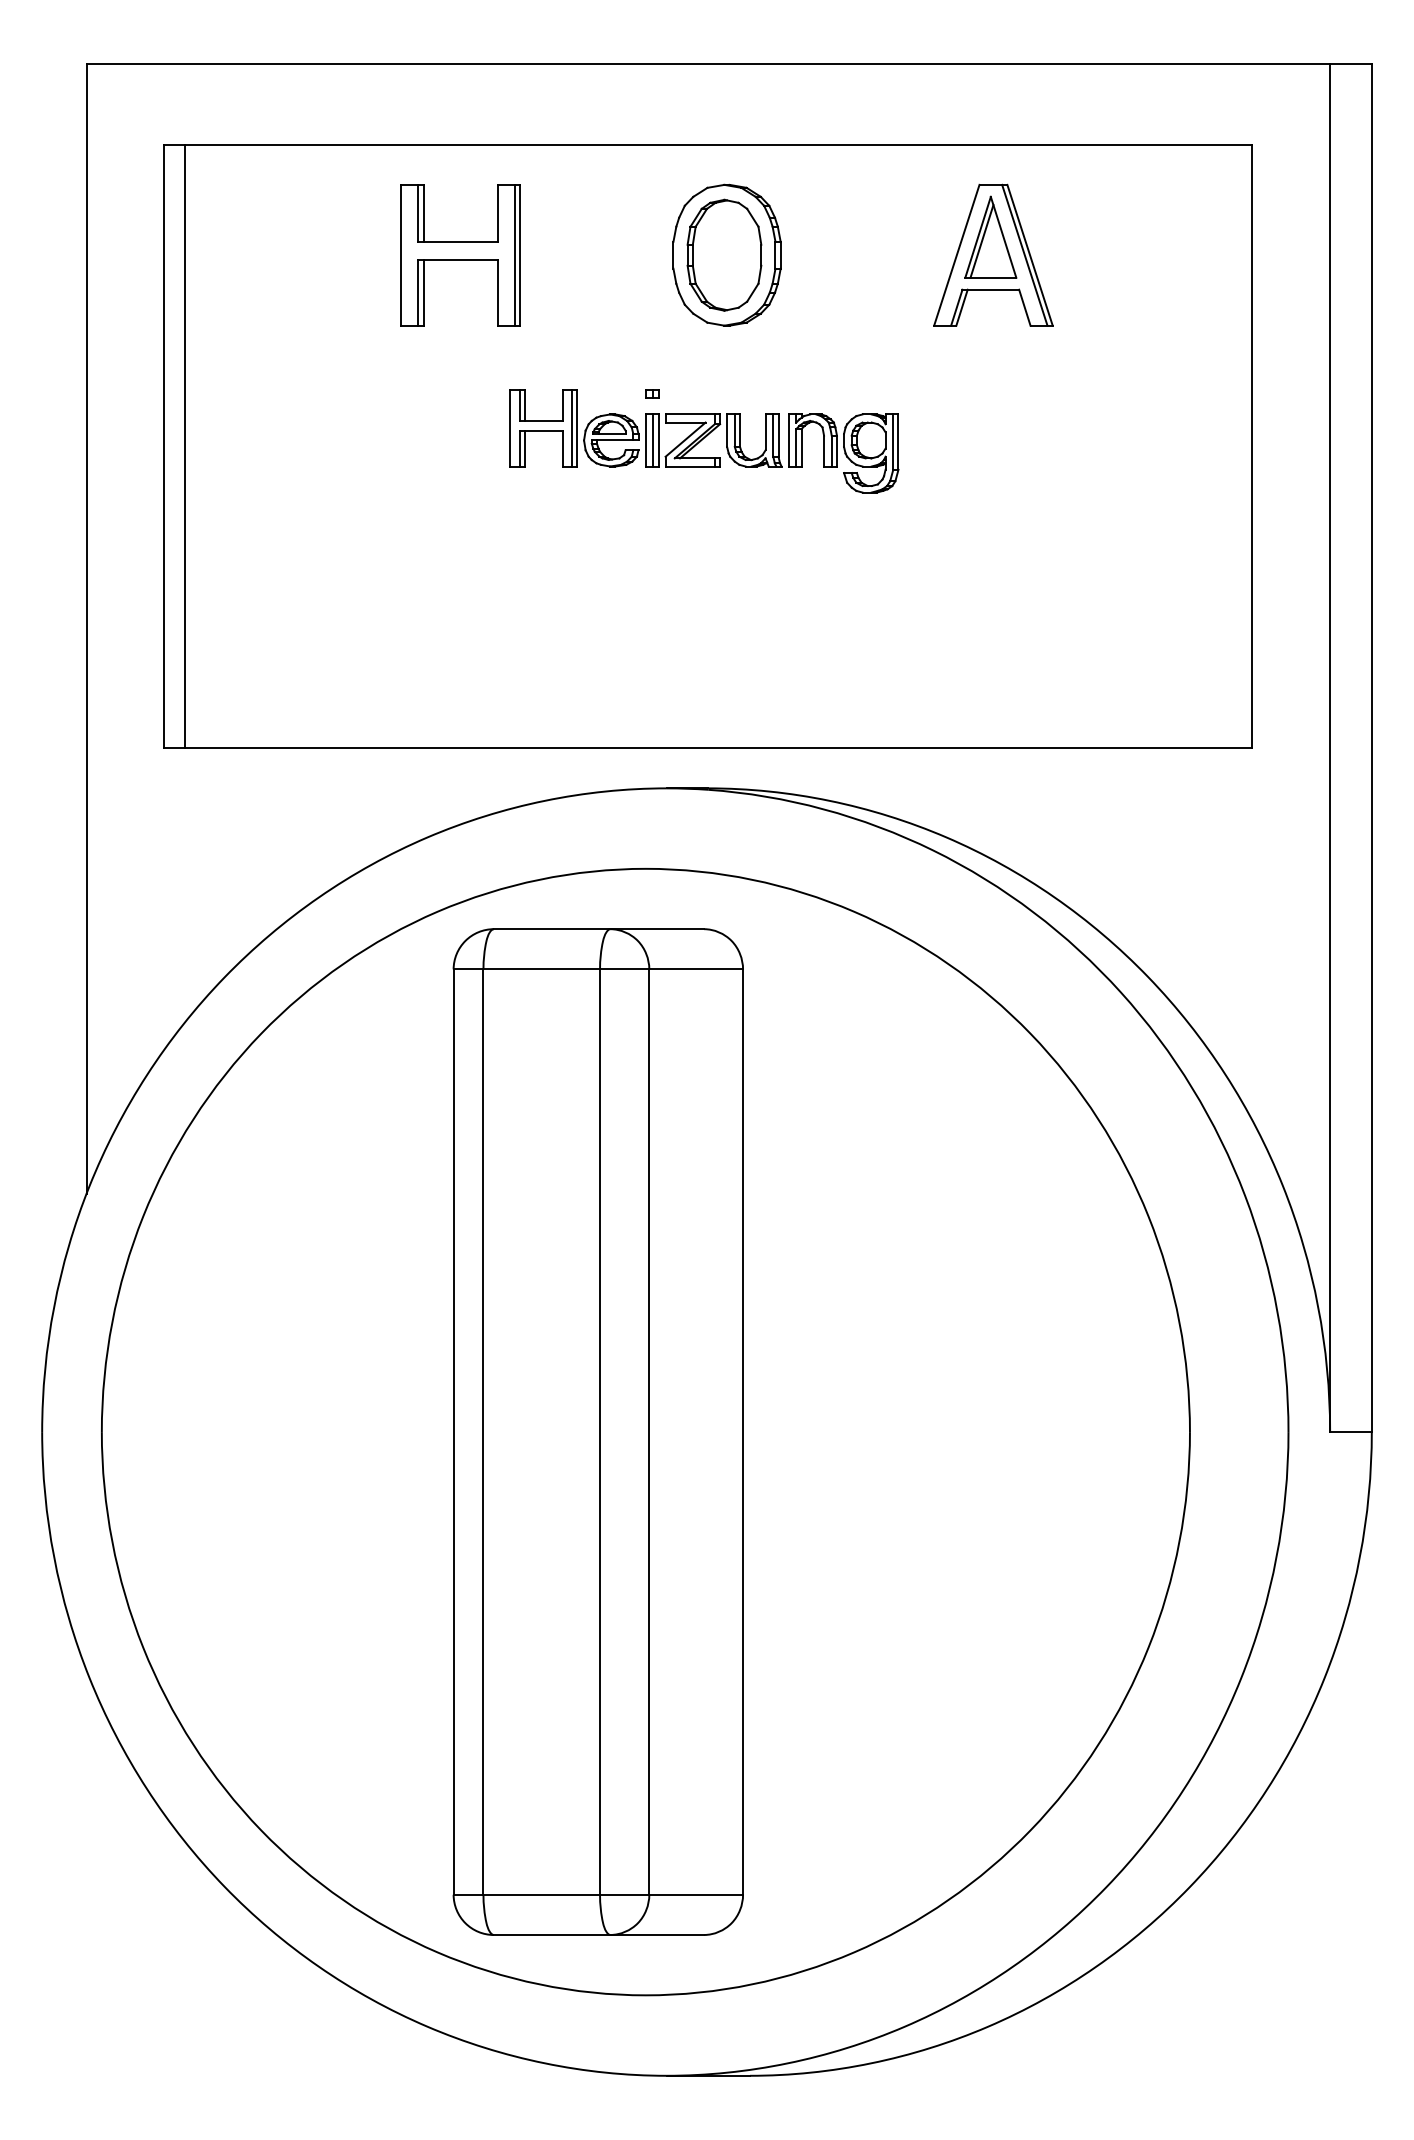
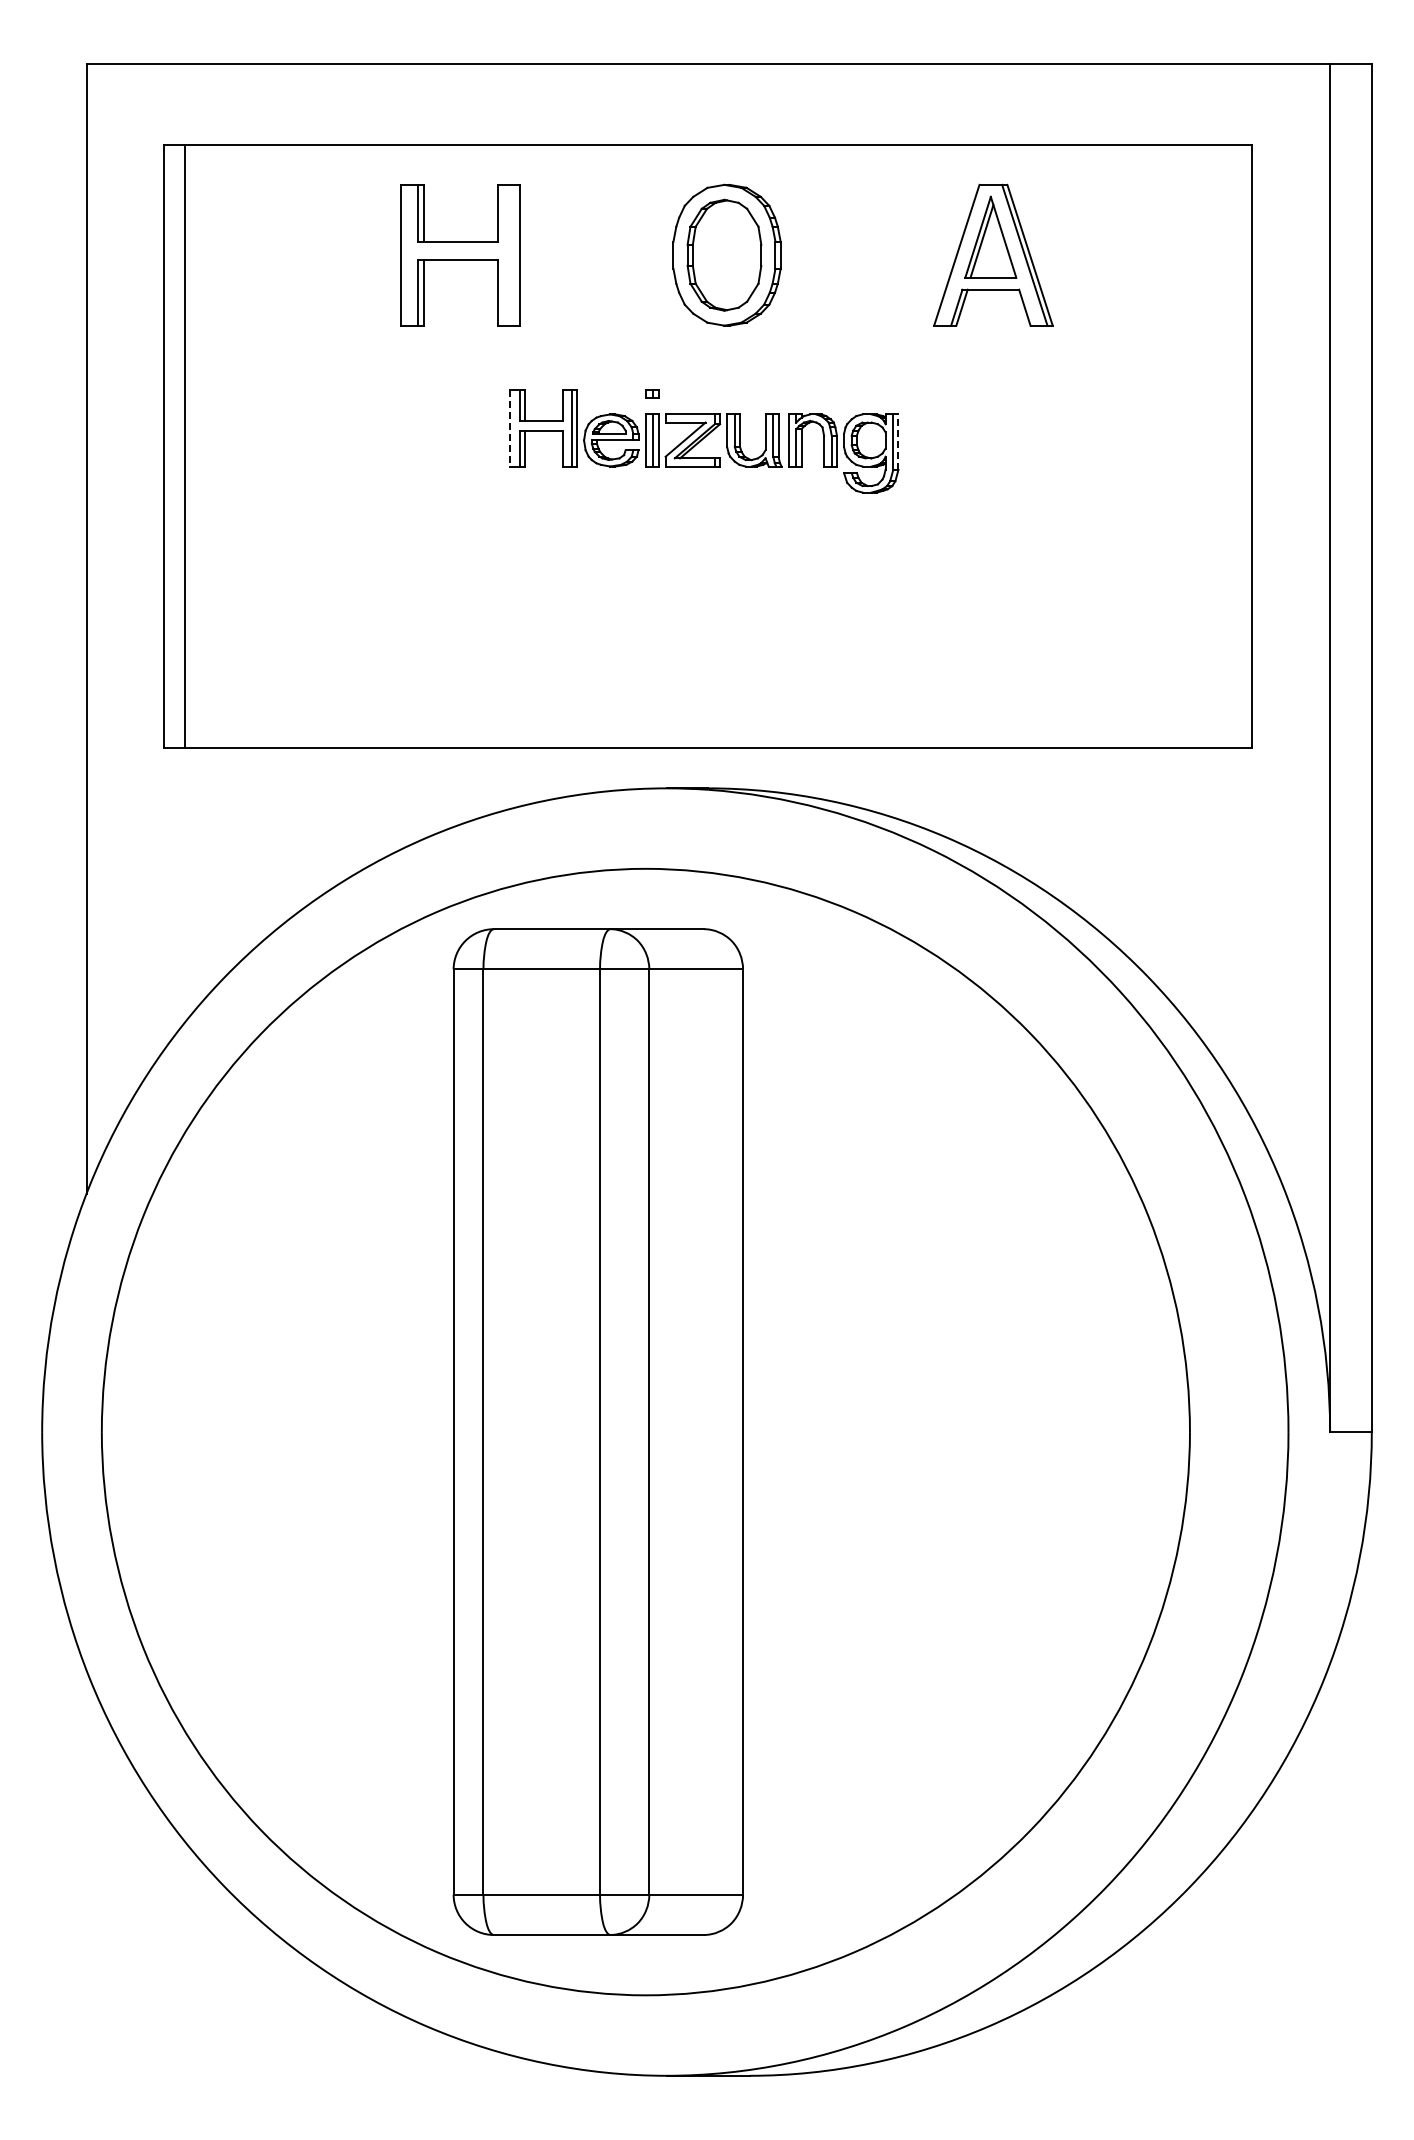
line: present -> none (514, 254)
line: solid -> dashed (510, 428)
line: solid -> dashed (898, 442)
